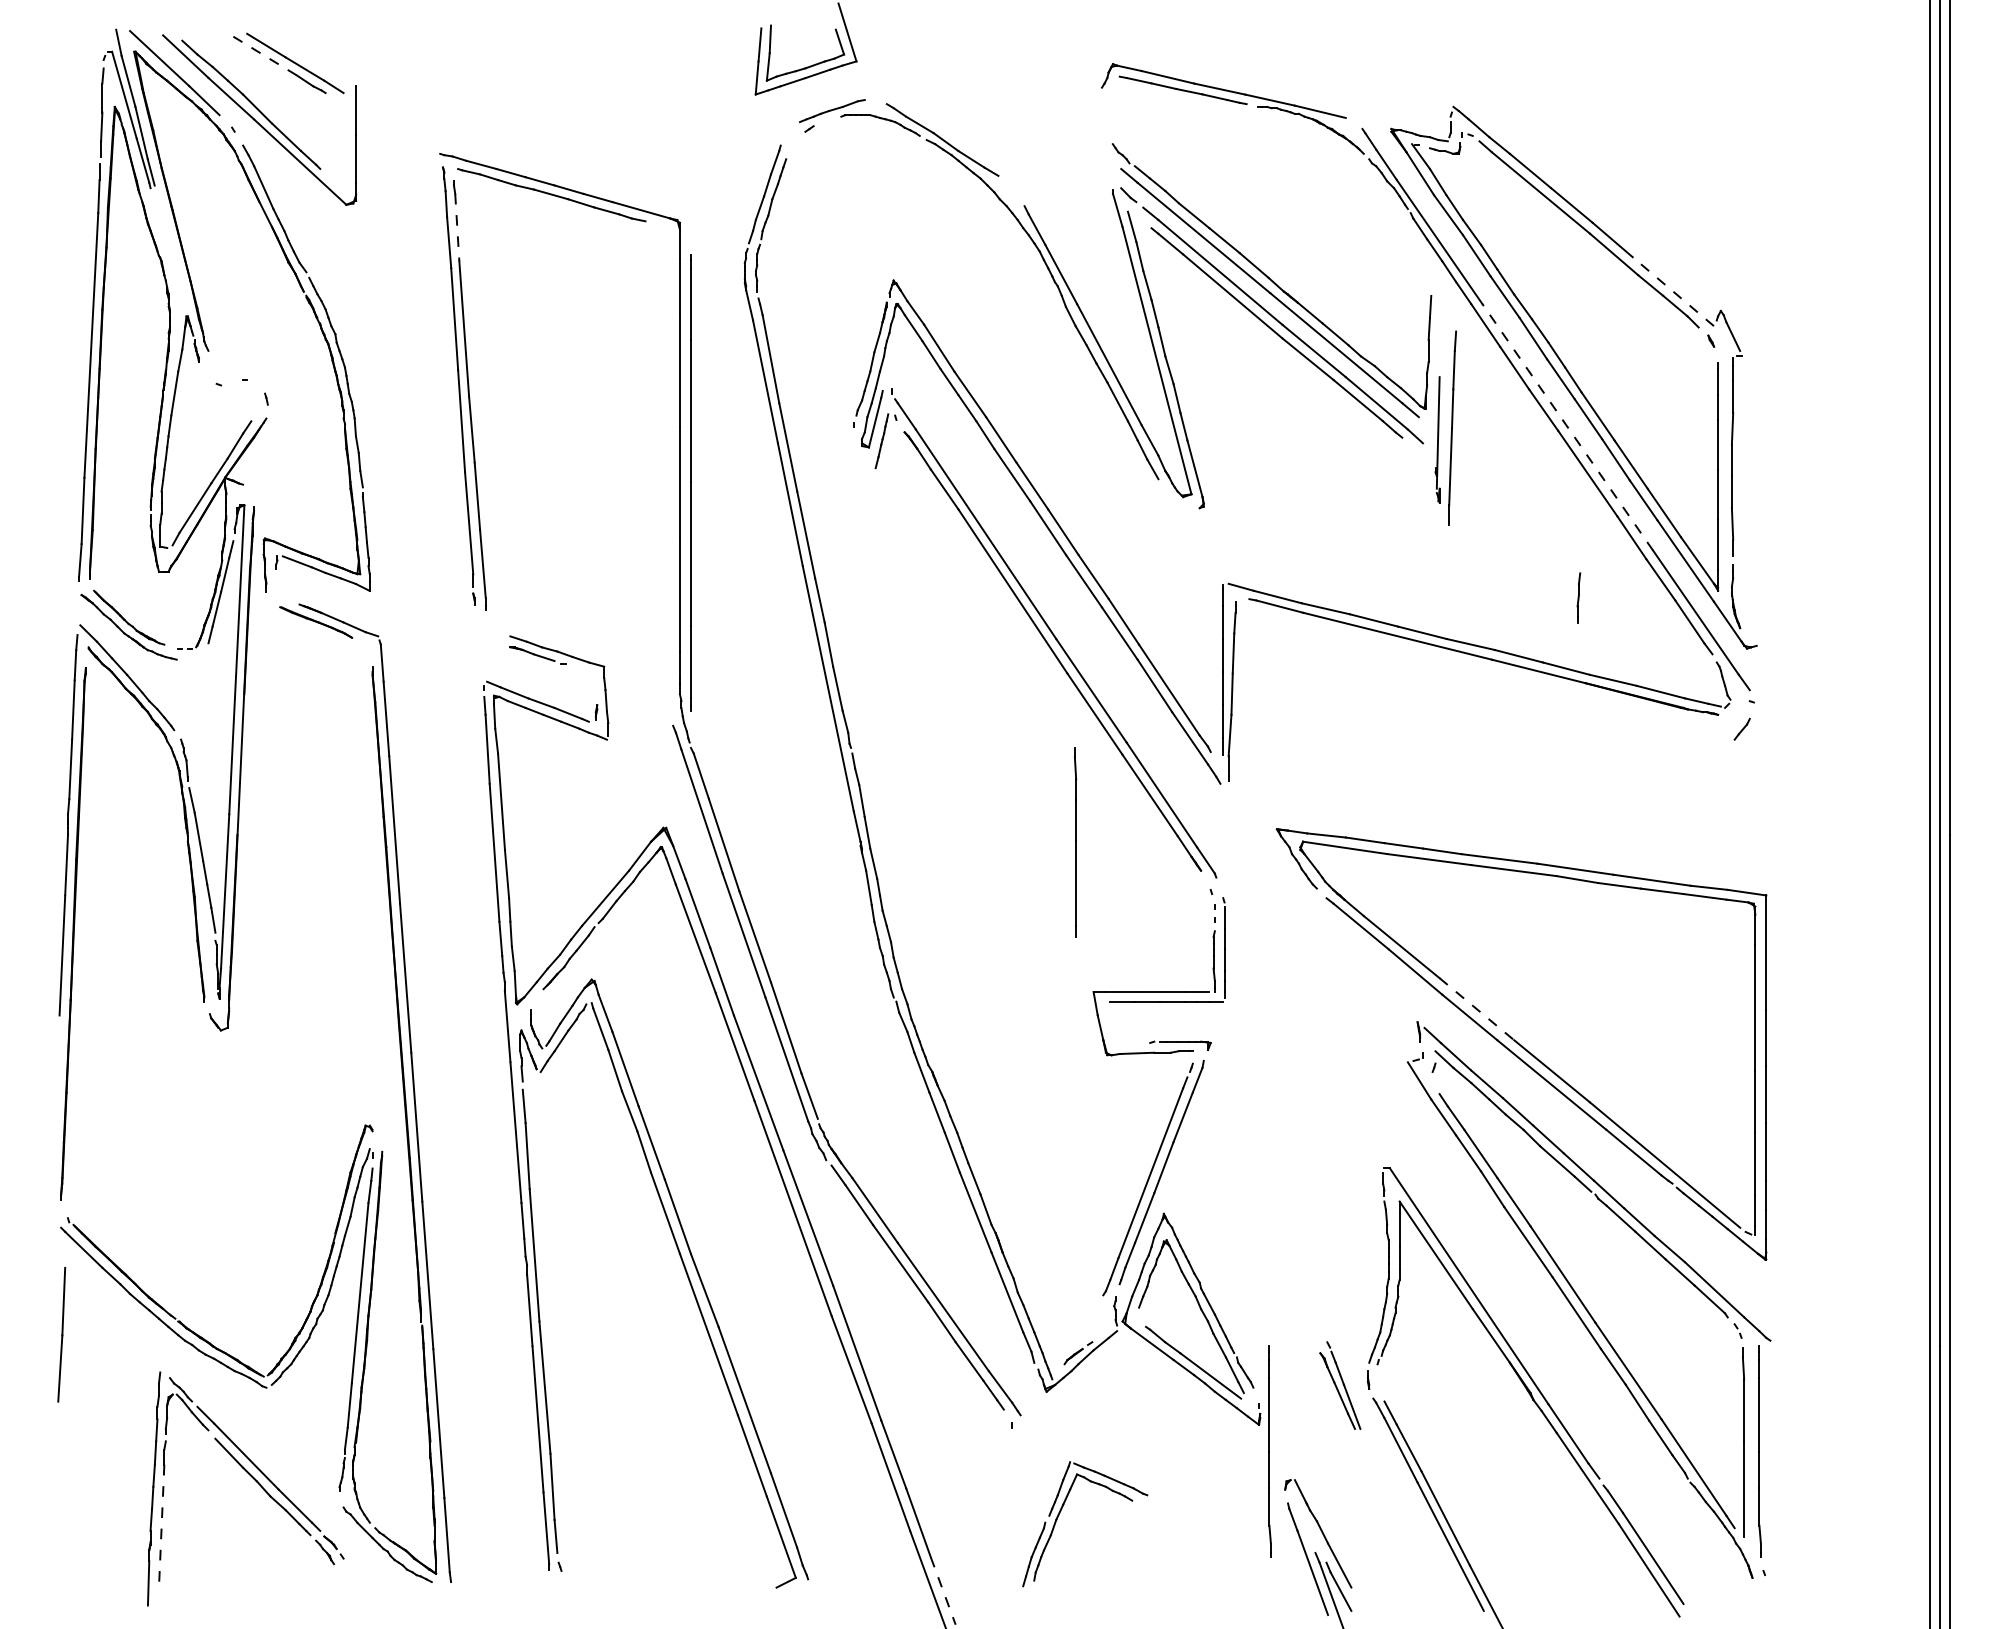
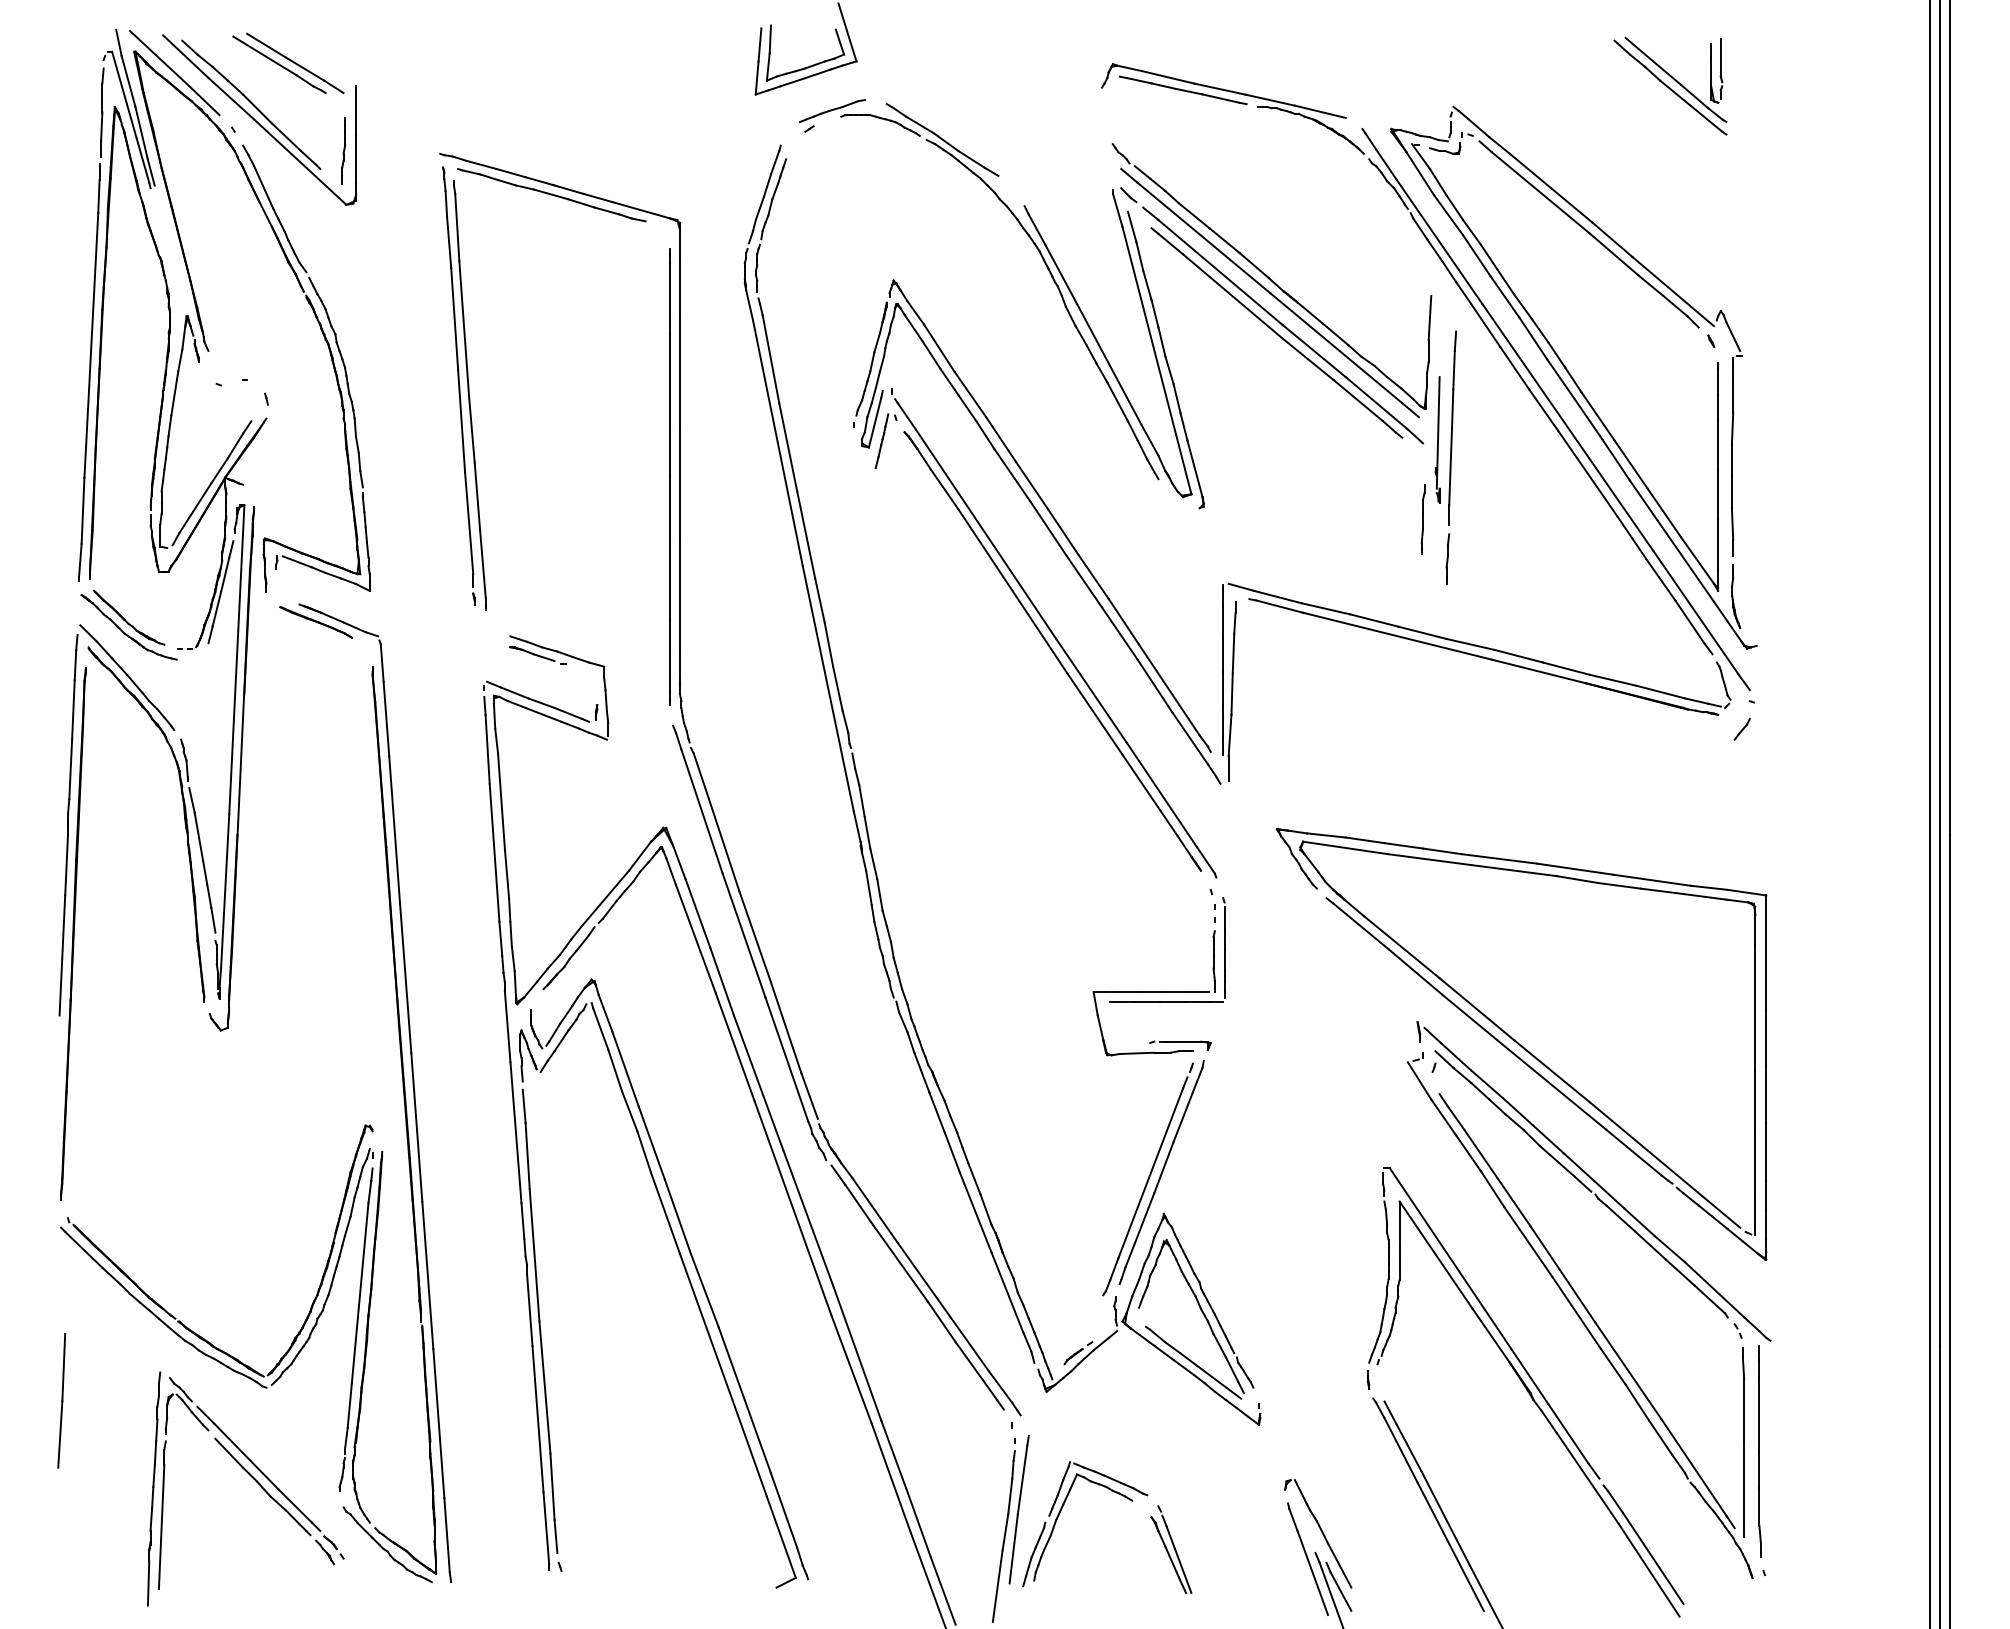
line: dashed -> solid (265, 56)
part: none -> present (1670, 85)
part: none -> present (343, 150)
line: dashed -> solid (457, 227)
line: dashed -> solid (1672, 291)
line: dashed -> solid (1567, 427)
line position: (690, 482) -> (669, 476) (669, 476)
part: none -> present (1422, 519)
part position: (1578, 597) -> (1447, 558) (1447, 558)
part: present -> none (1075, 842)
line: dashed -> solid (1476, 1009)
line position: (61, 1334) -> (61, 1400) (61, 1400)
part position: (1340, 1385) -> (1171, 1549) (1171, 1549)
part: present -> none (1269, 1451)
line: dashed -> solid (161, 1527)
part: none -> present (1010, 1528)
line: dashed -> solid (943, 1591)
